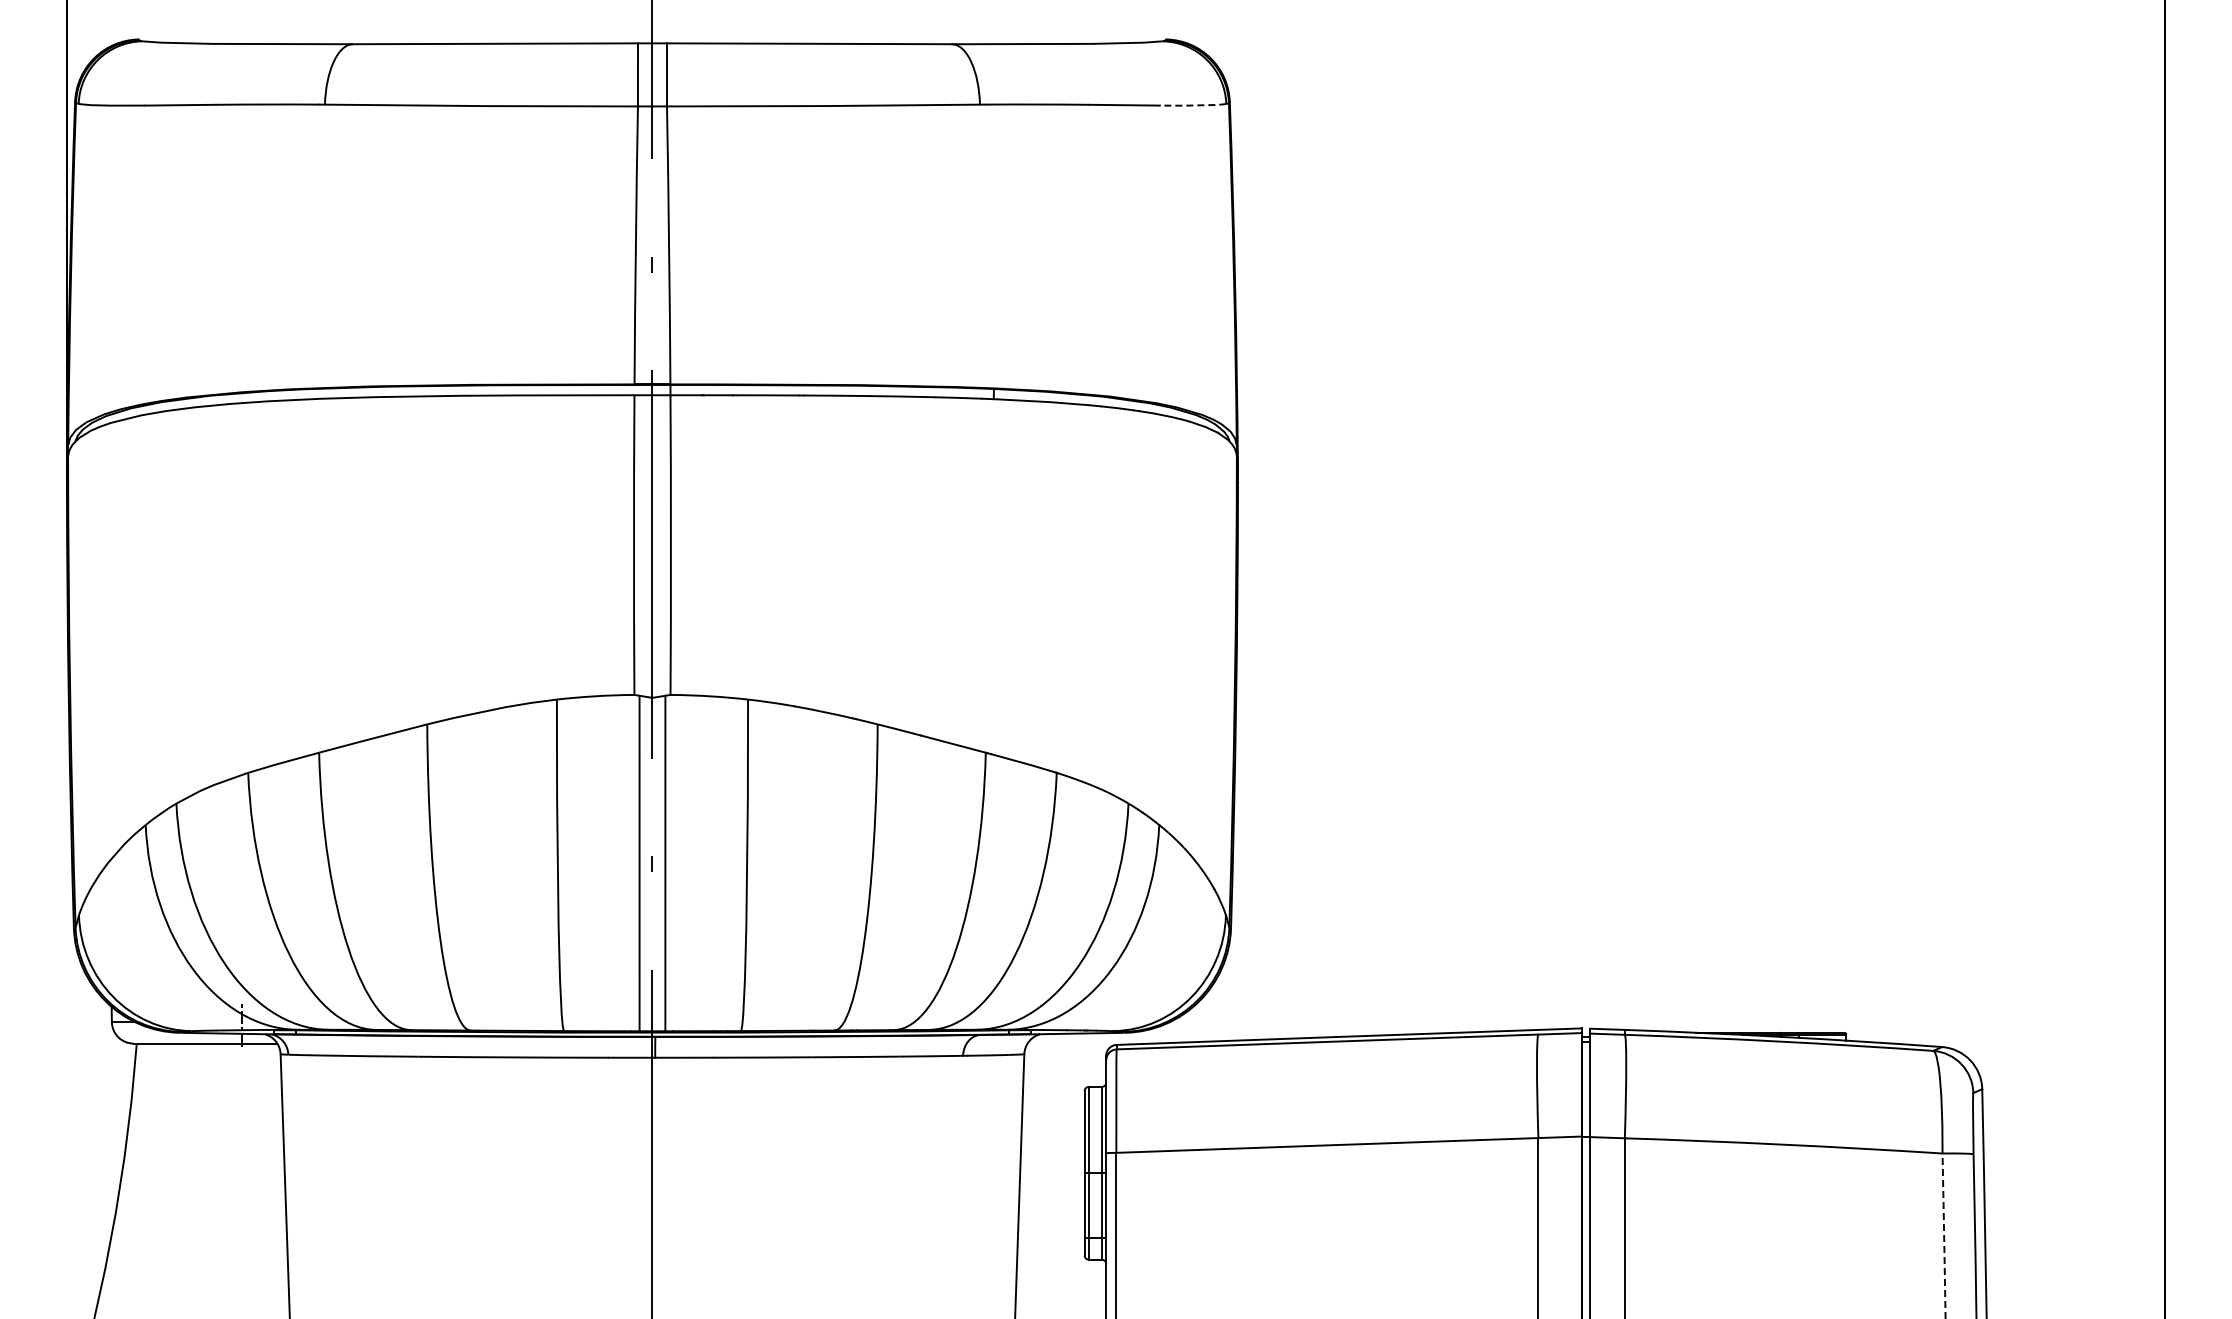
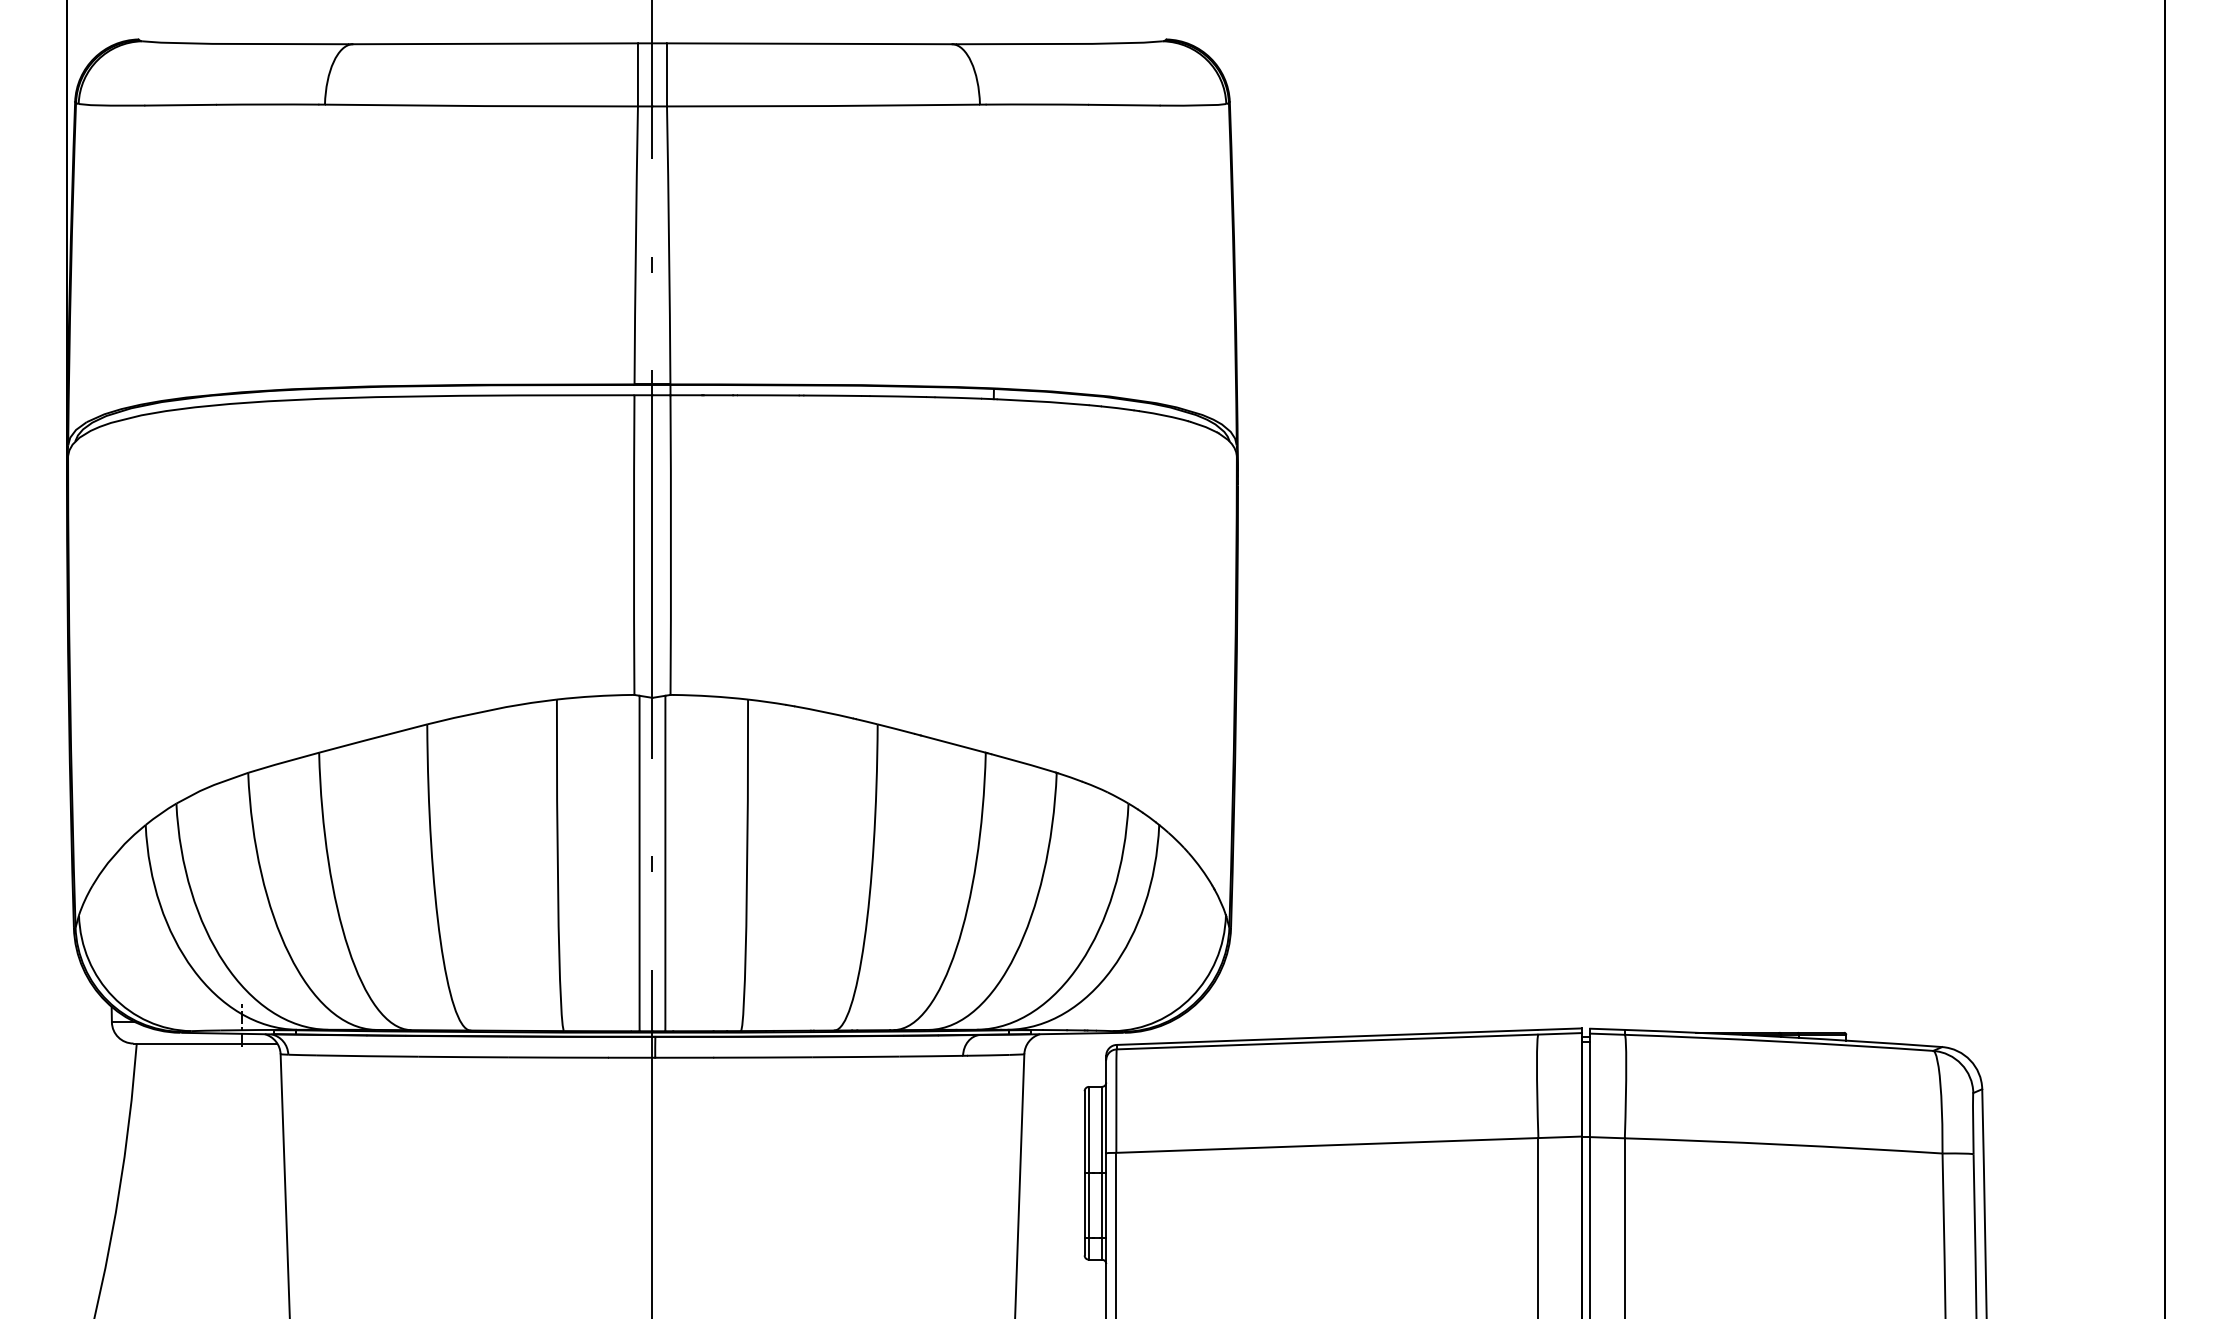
line: dashed -> solid (1193, 105)
arc: dashed -> solid (1944, 1236)
